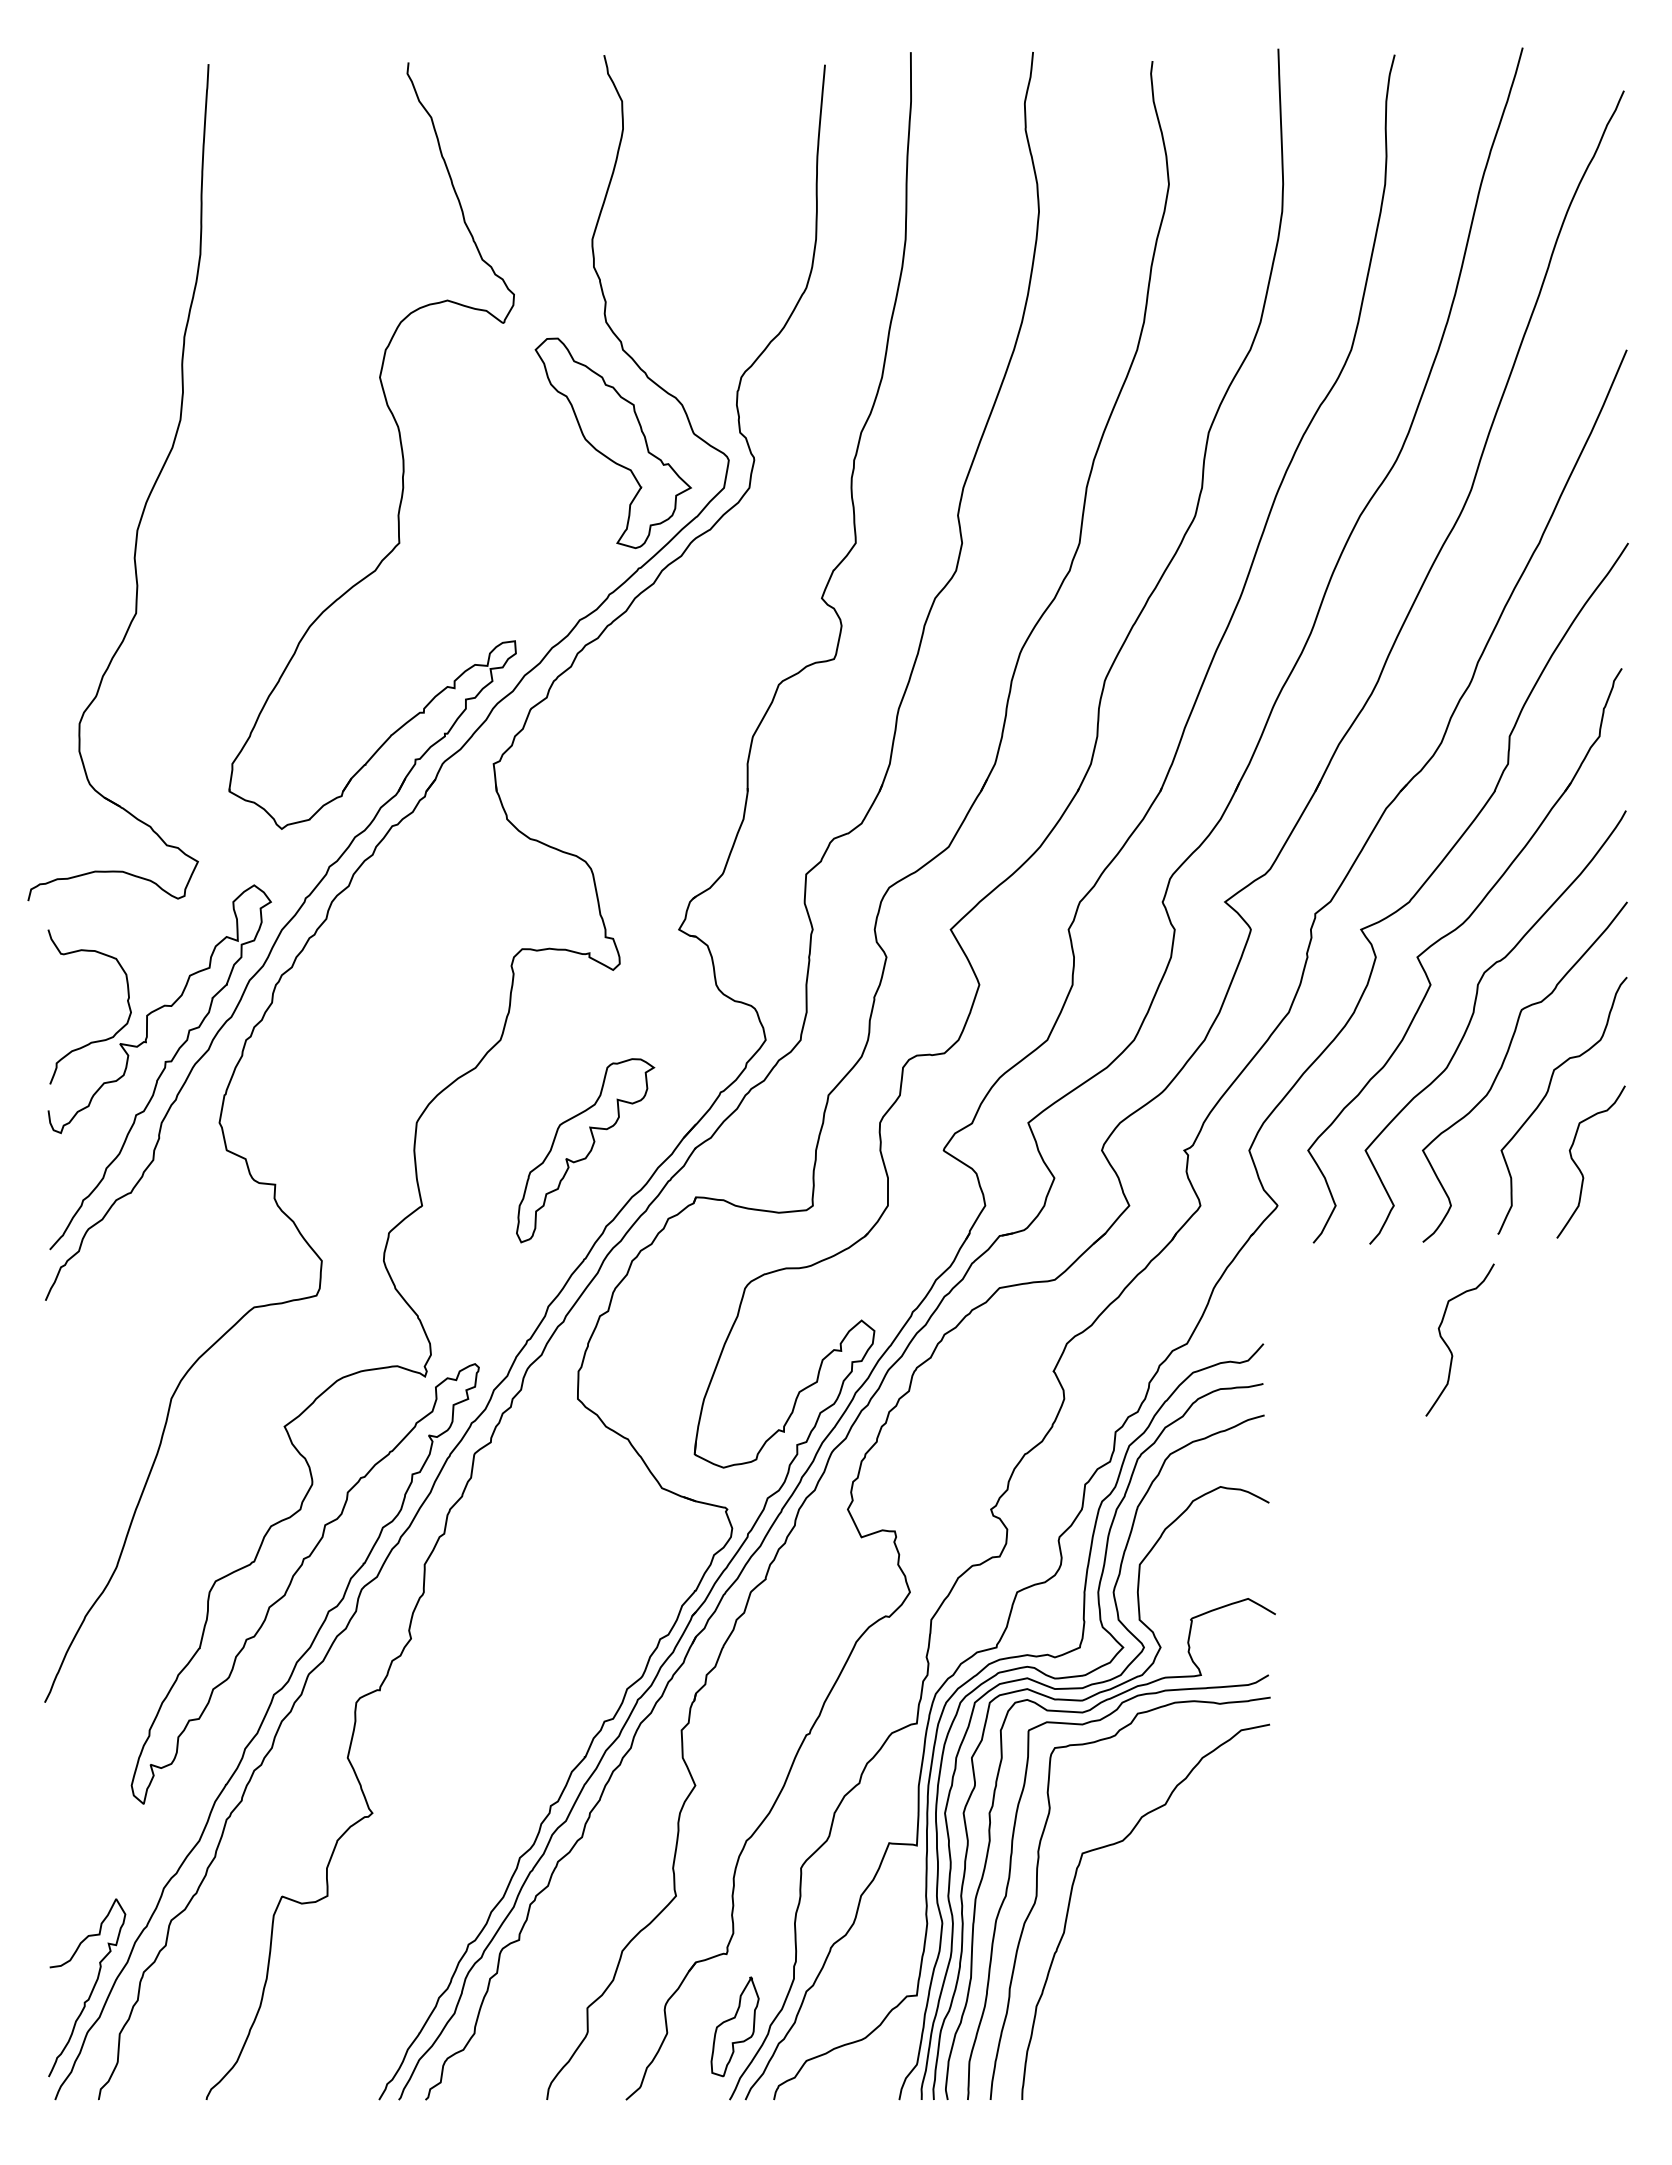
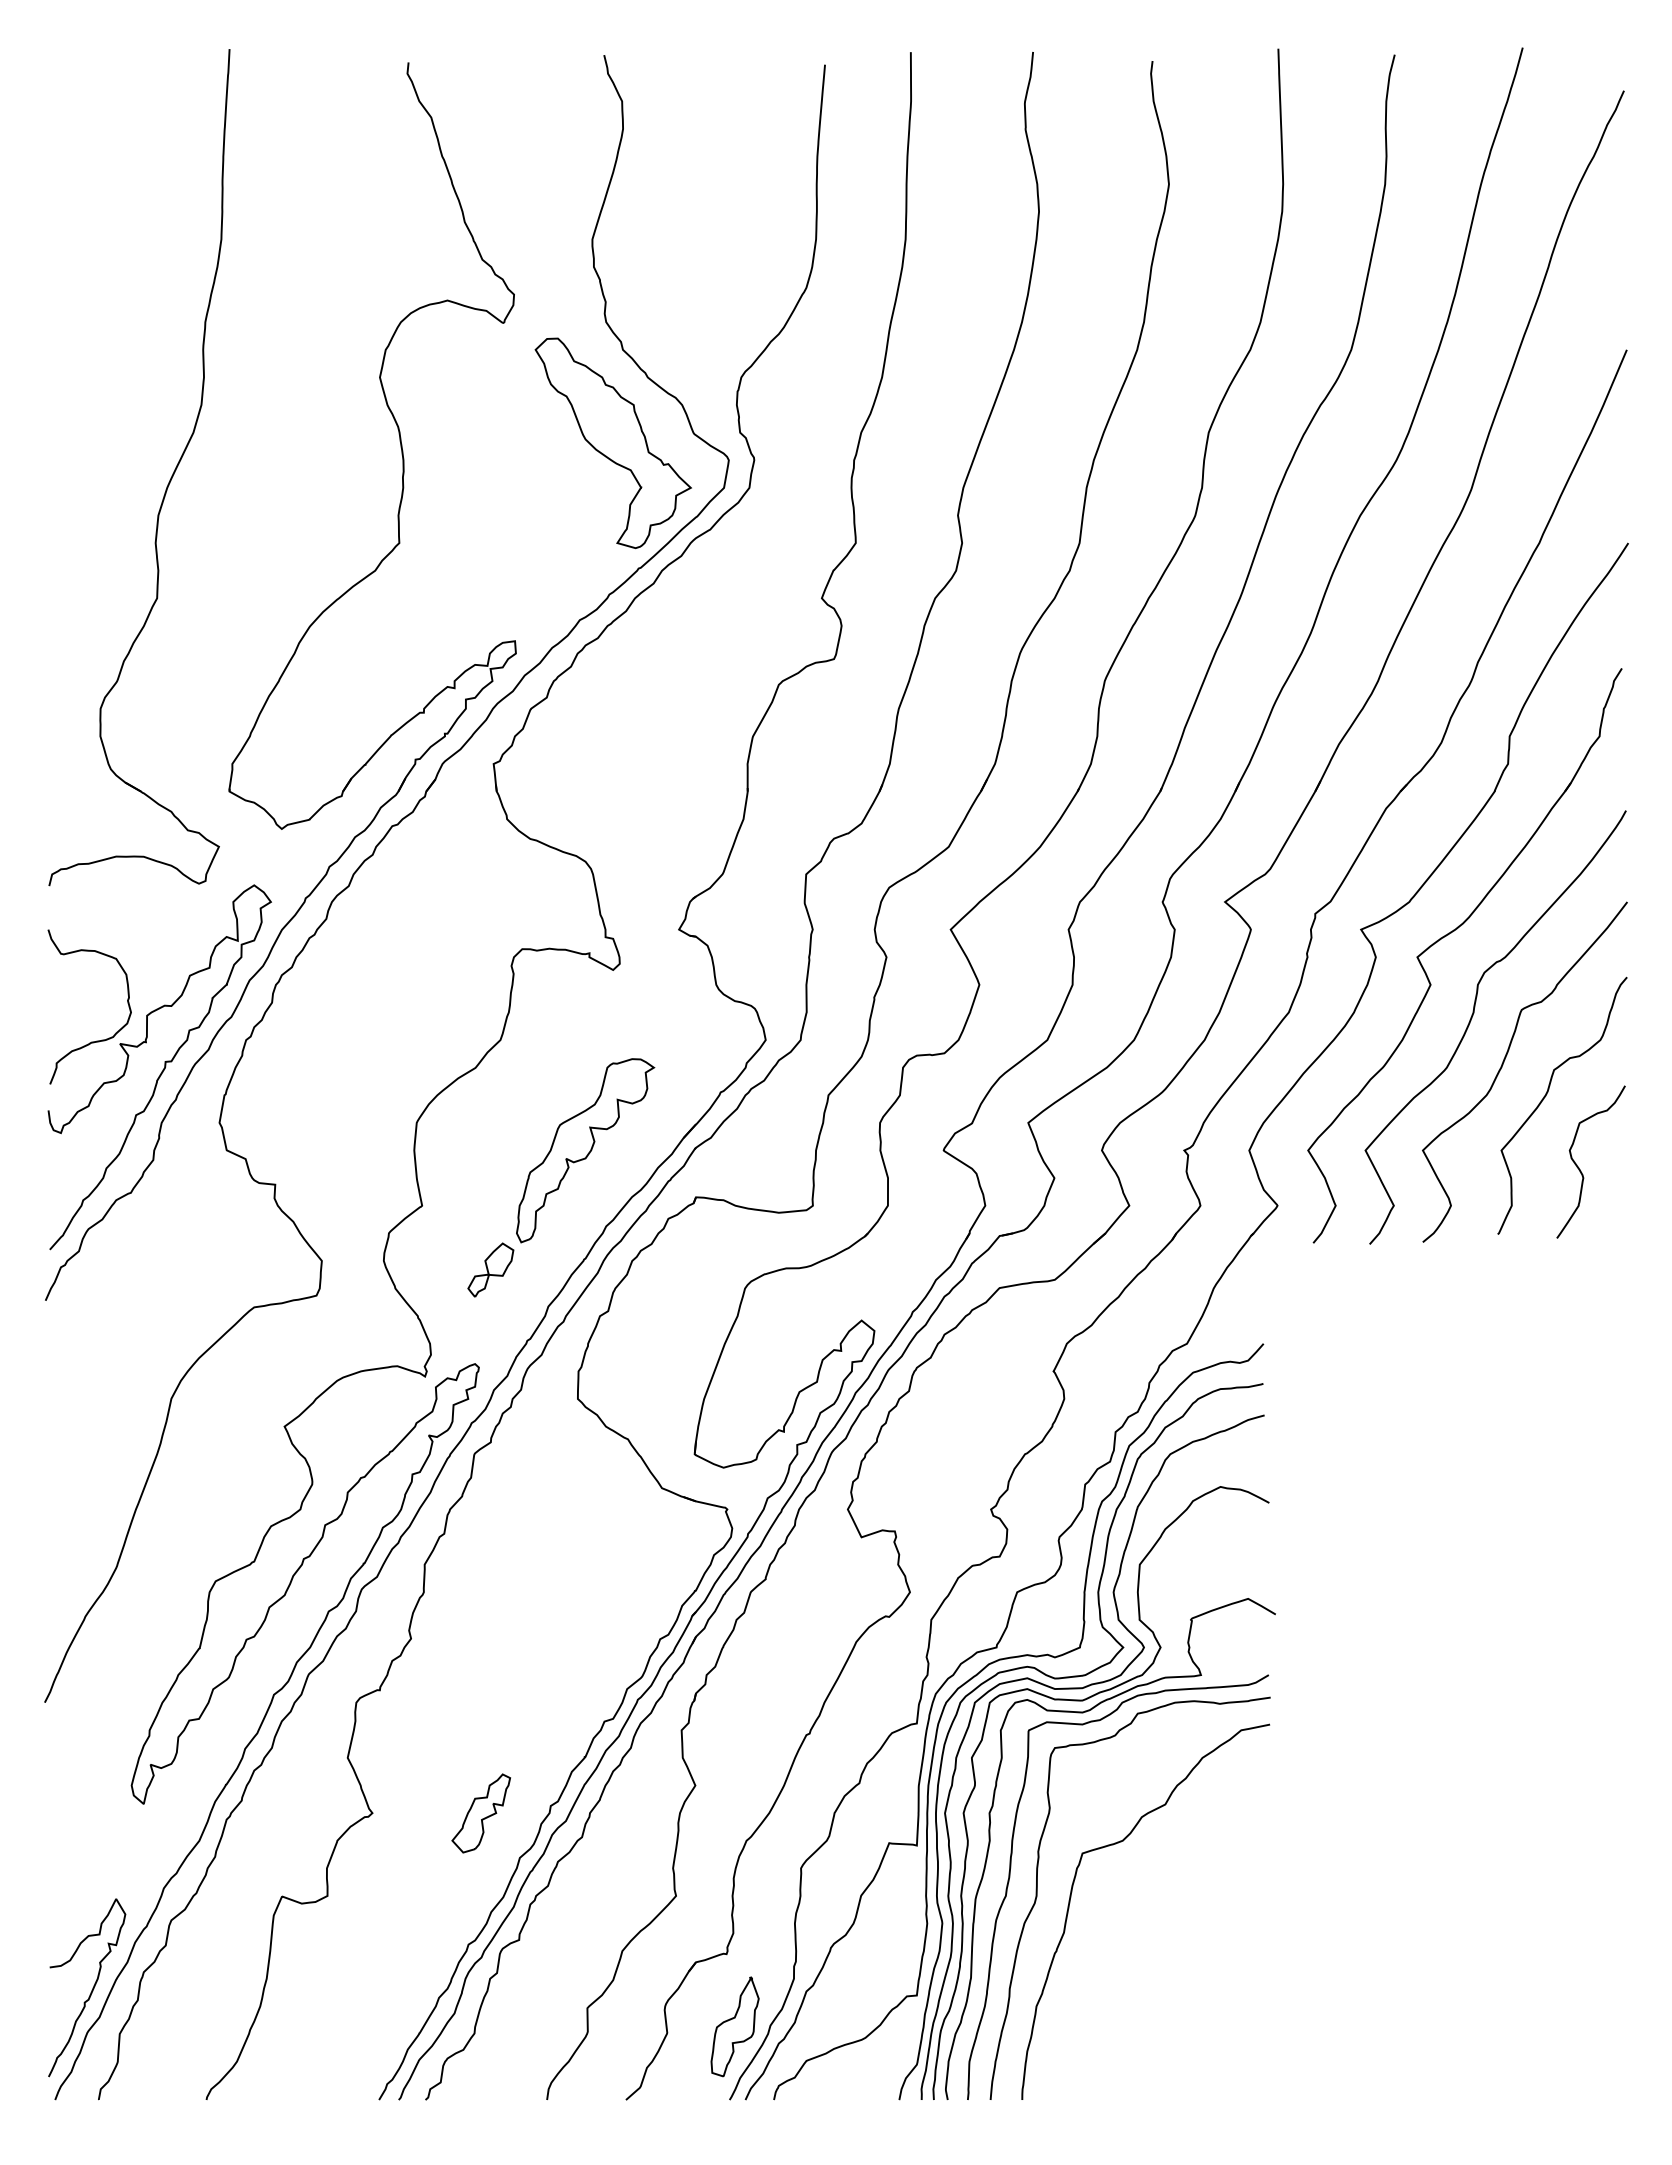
part position: (149, 492) -> (170, 477) (170, 477)
part: none -> present (490, 1269)
curve: present -> none (1448, 1345)
part: none -> present (480, 1813)
